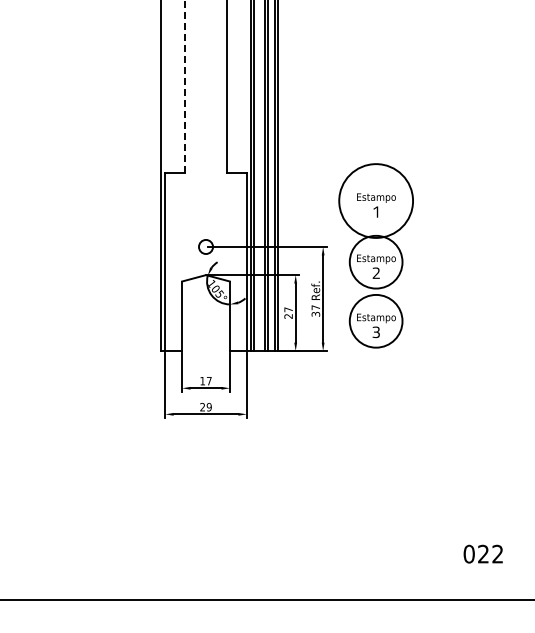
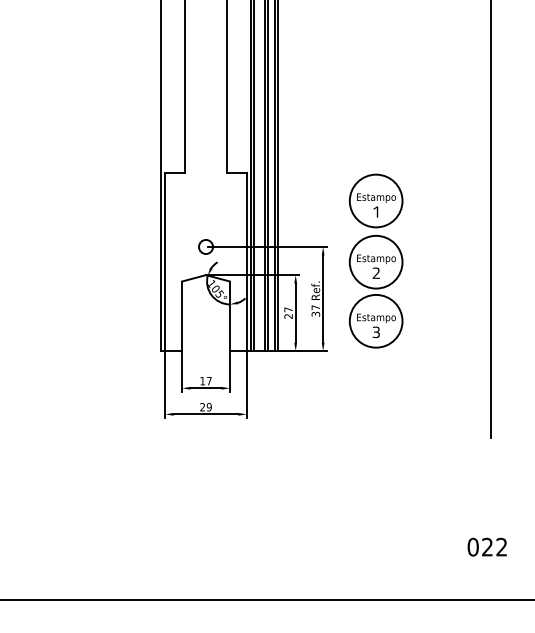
line: dashed -> solid (184, 86)
circle diameter: 74 px -> 53 px (375, 200)
line: none -> present (491, 219)
text position: (482, 553) -> (486, 546) (486, 546)
